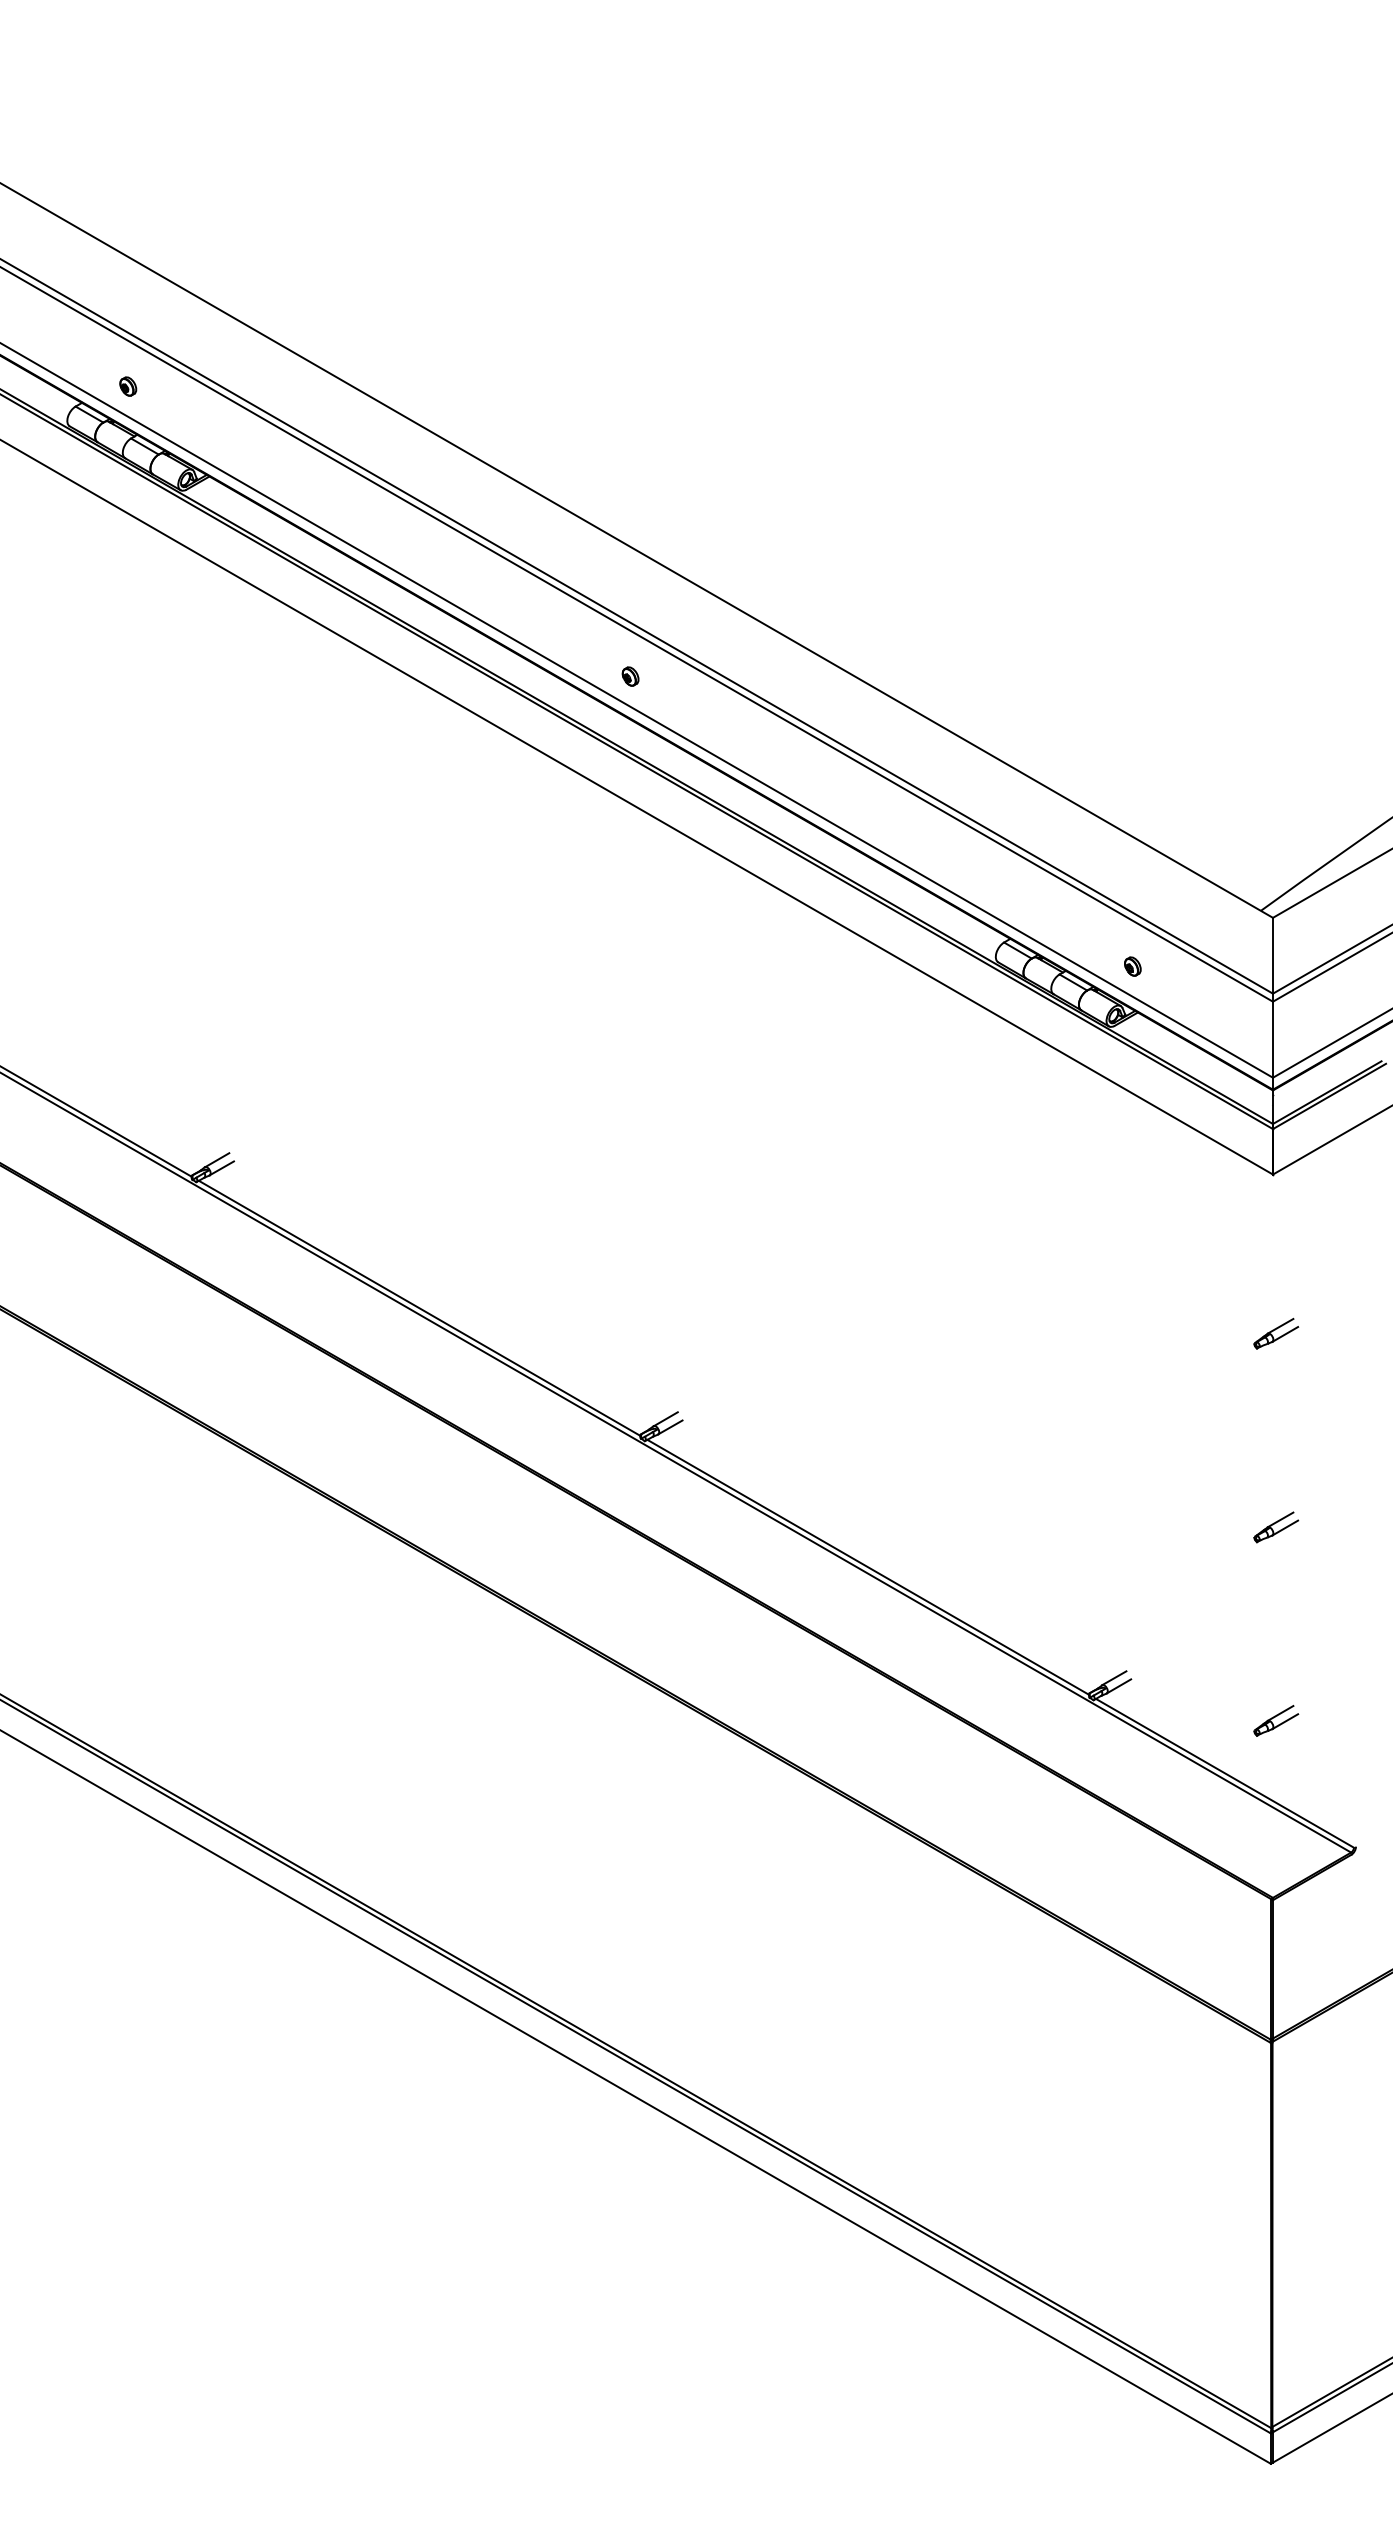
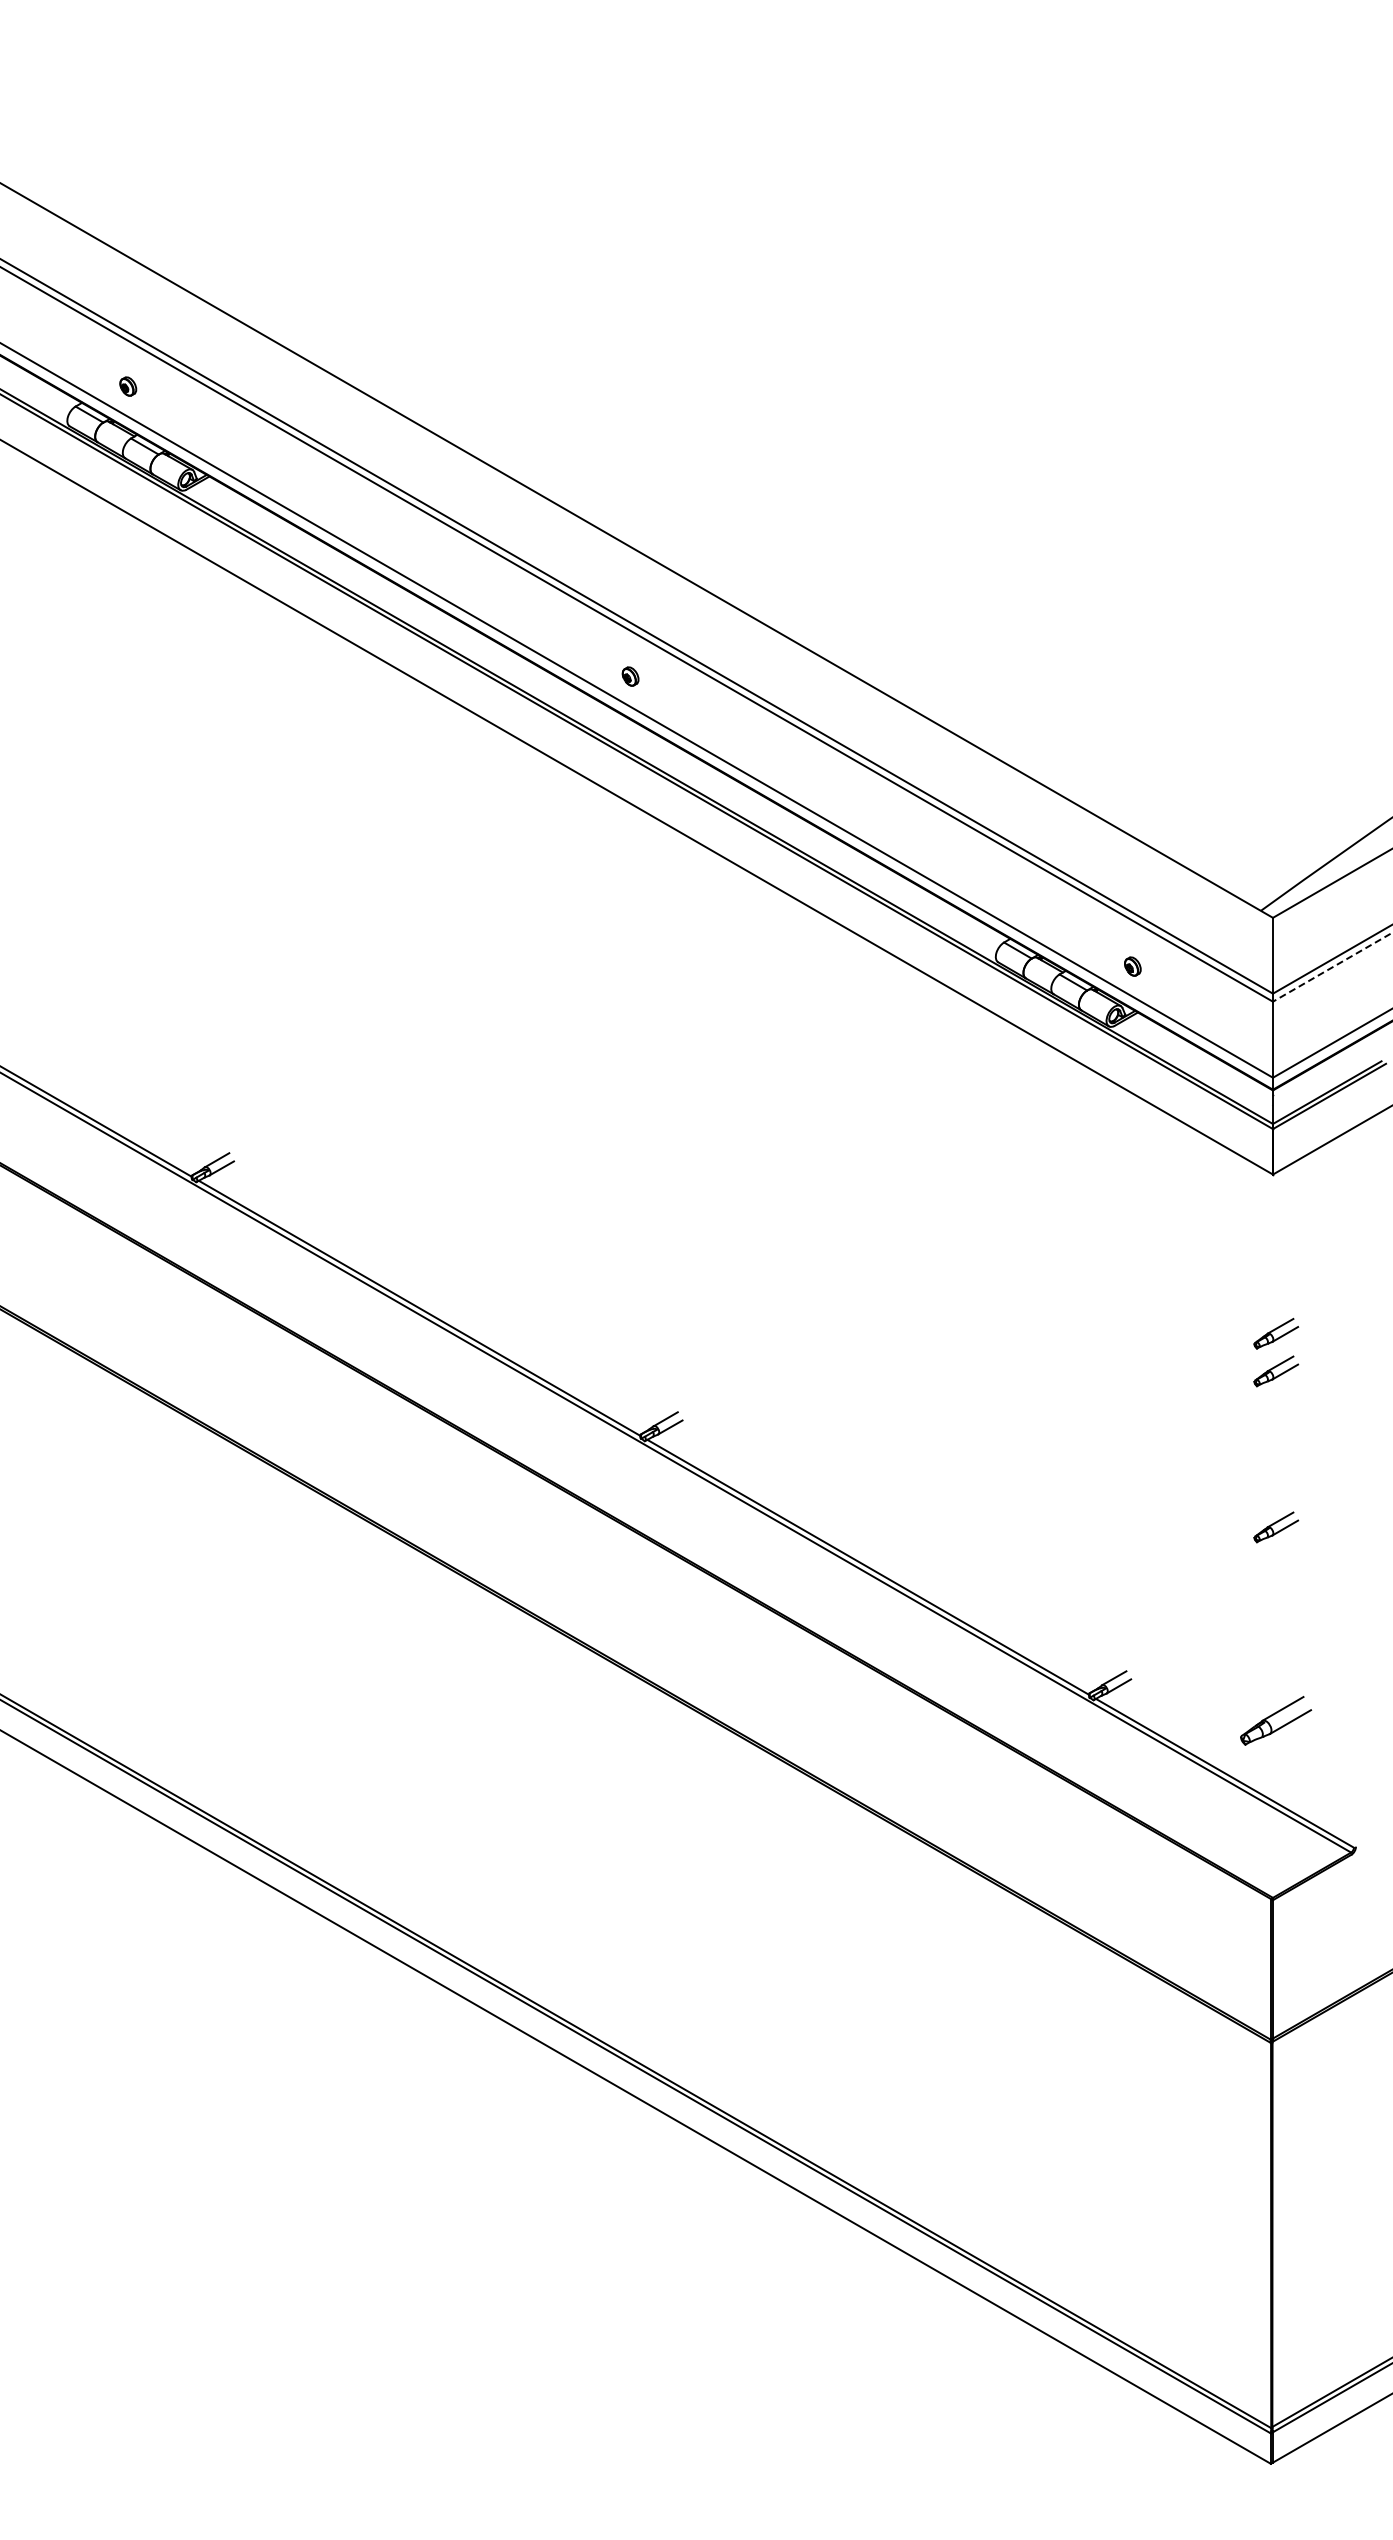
line: solid -> dashed (1332, 967)
part: none -> present (1276, 1371)
part size: 47x32 px -> 73x50 px (1276, 1720)
